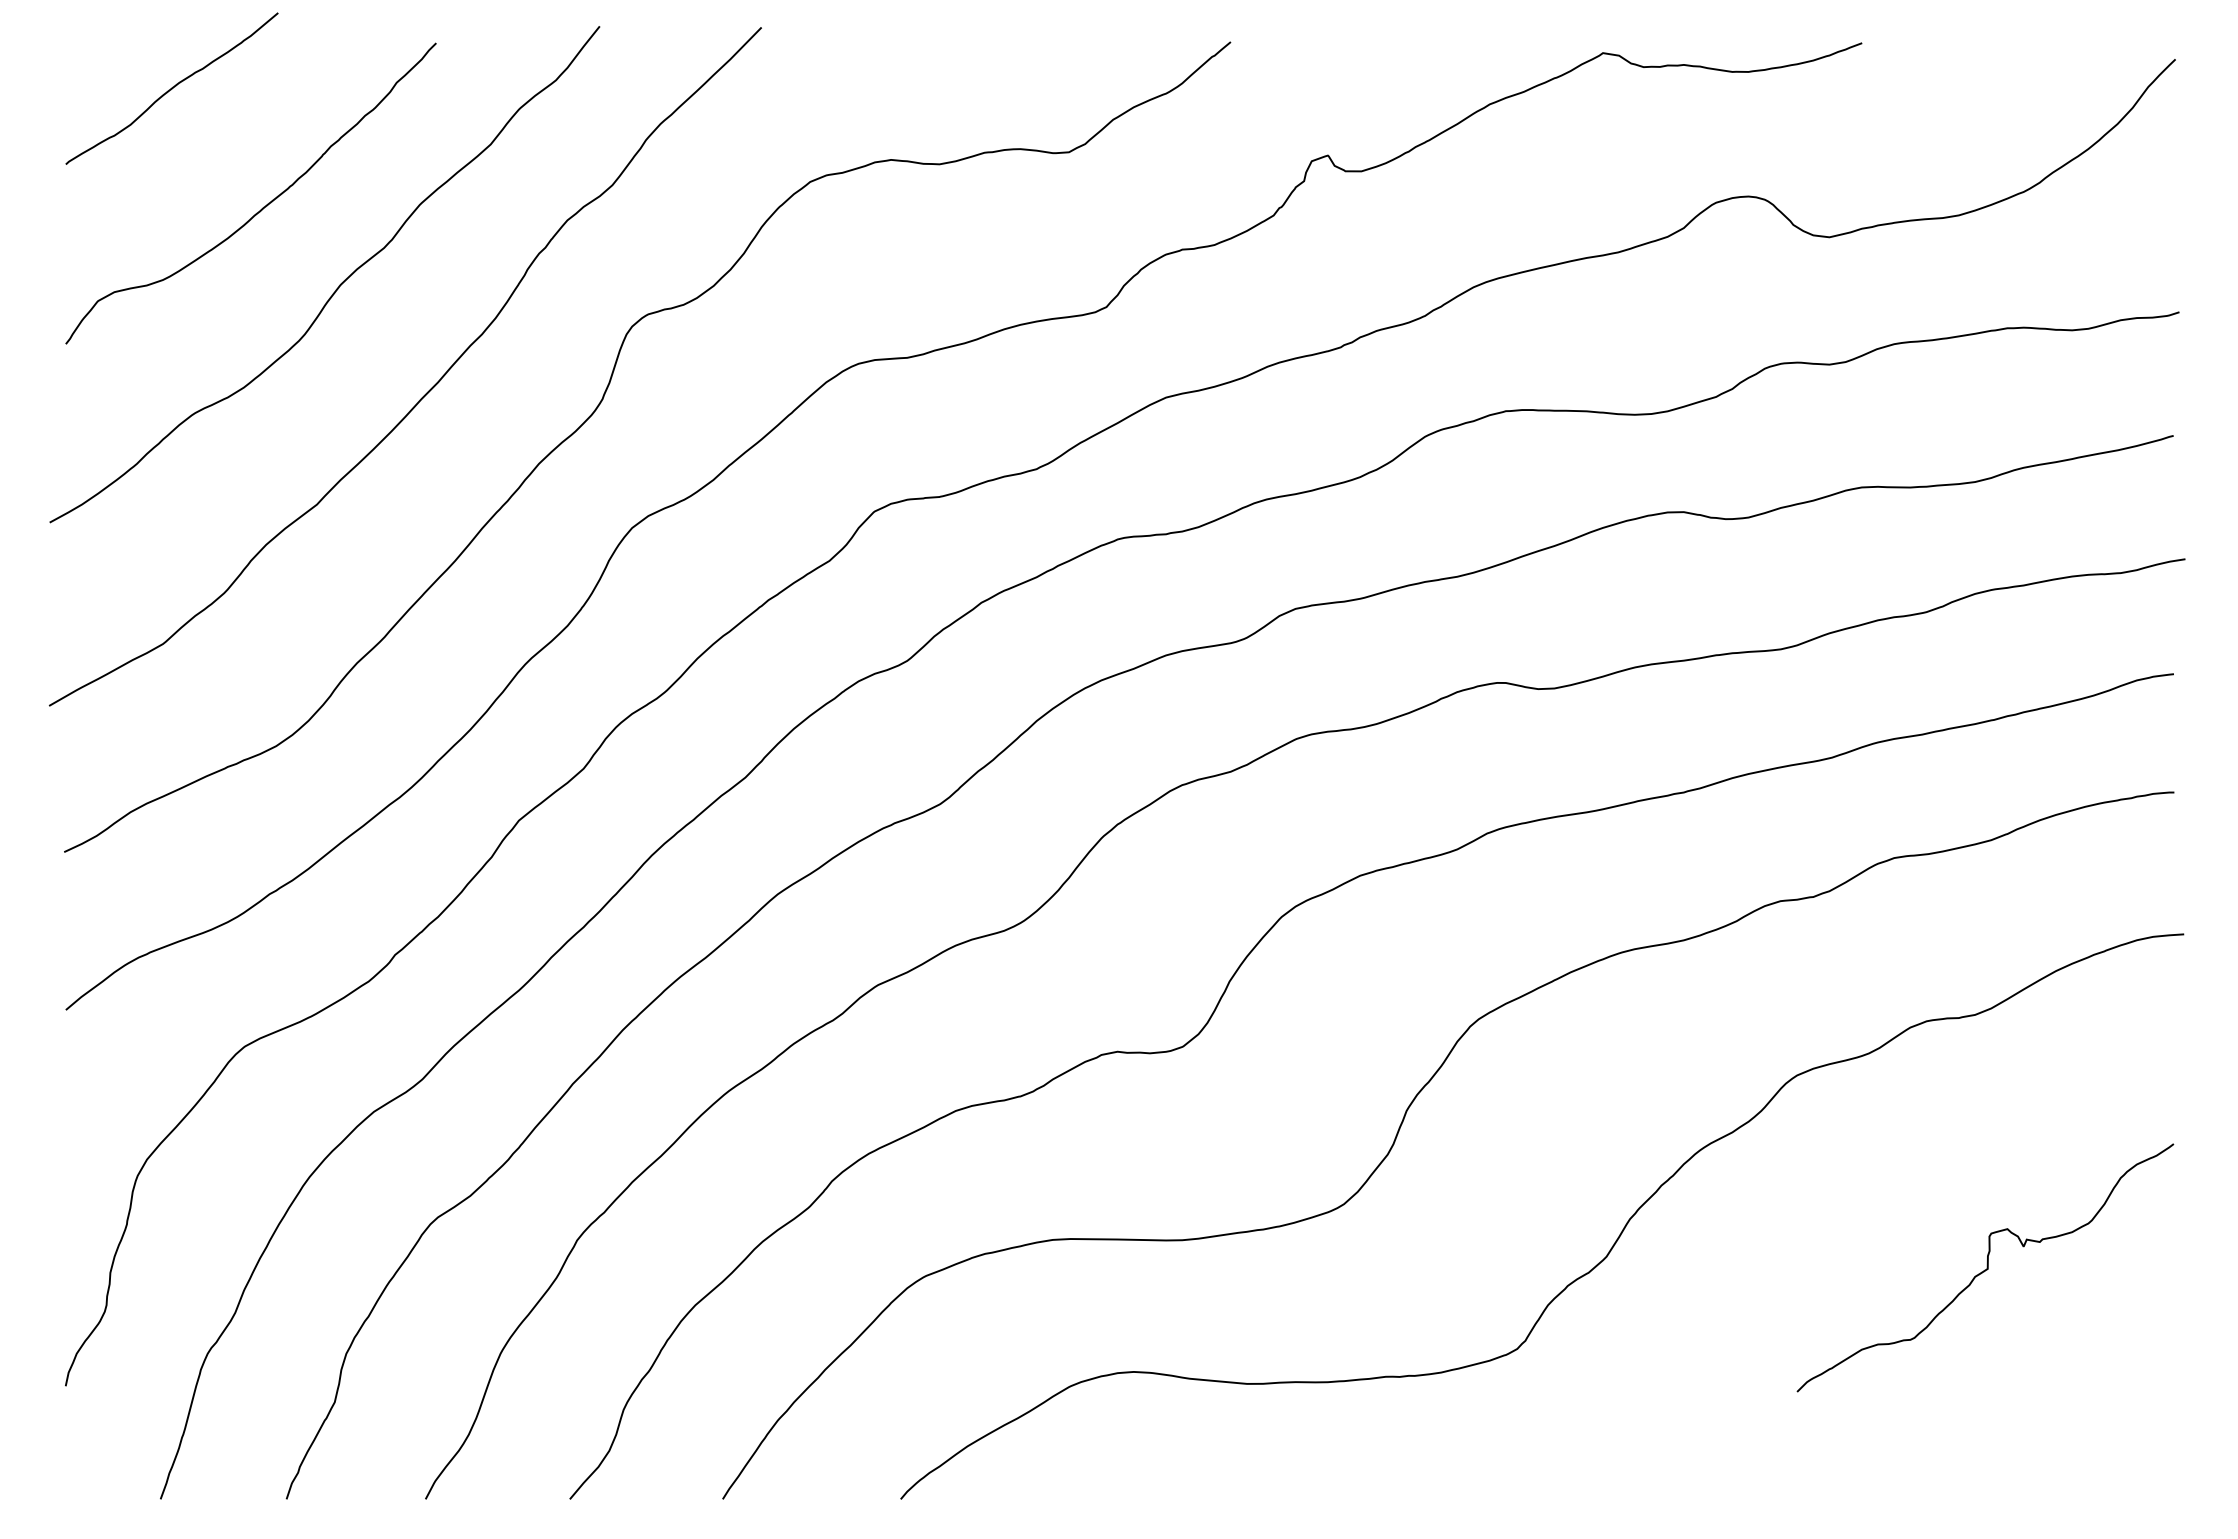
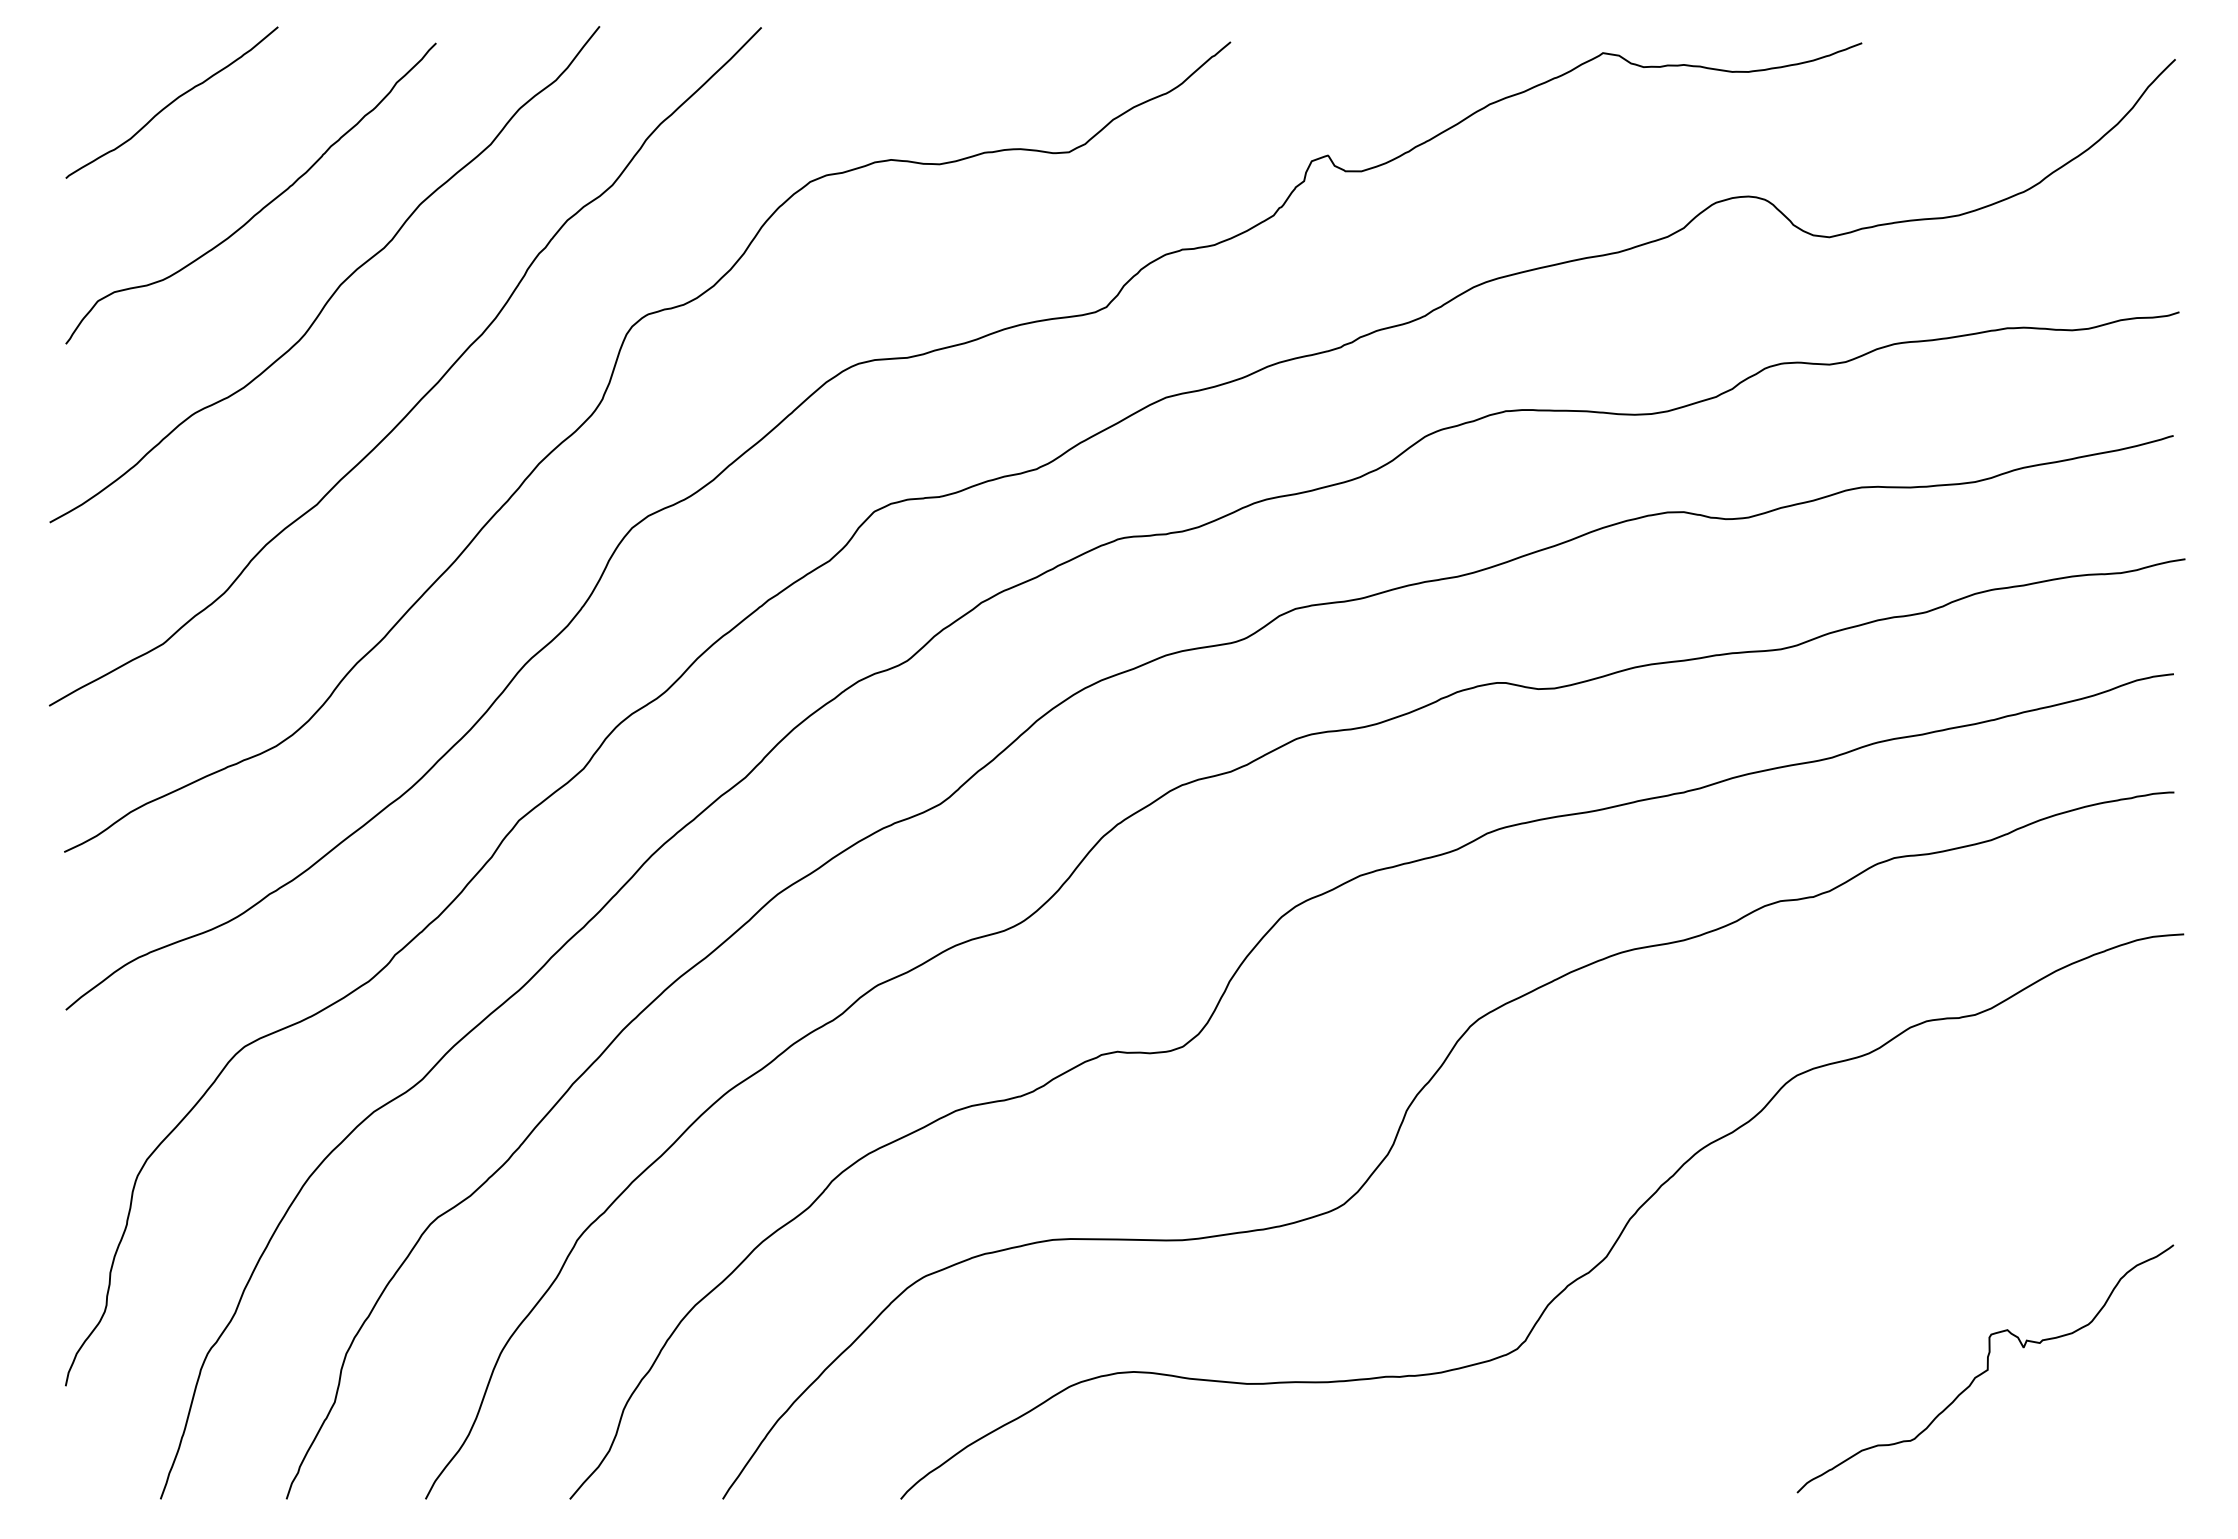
curve position: (171, 88) -> (171, 102) (171, 102)
curve position: (1986, 1267) -> (1986, 1368) (1986, 1368)
